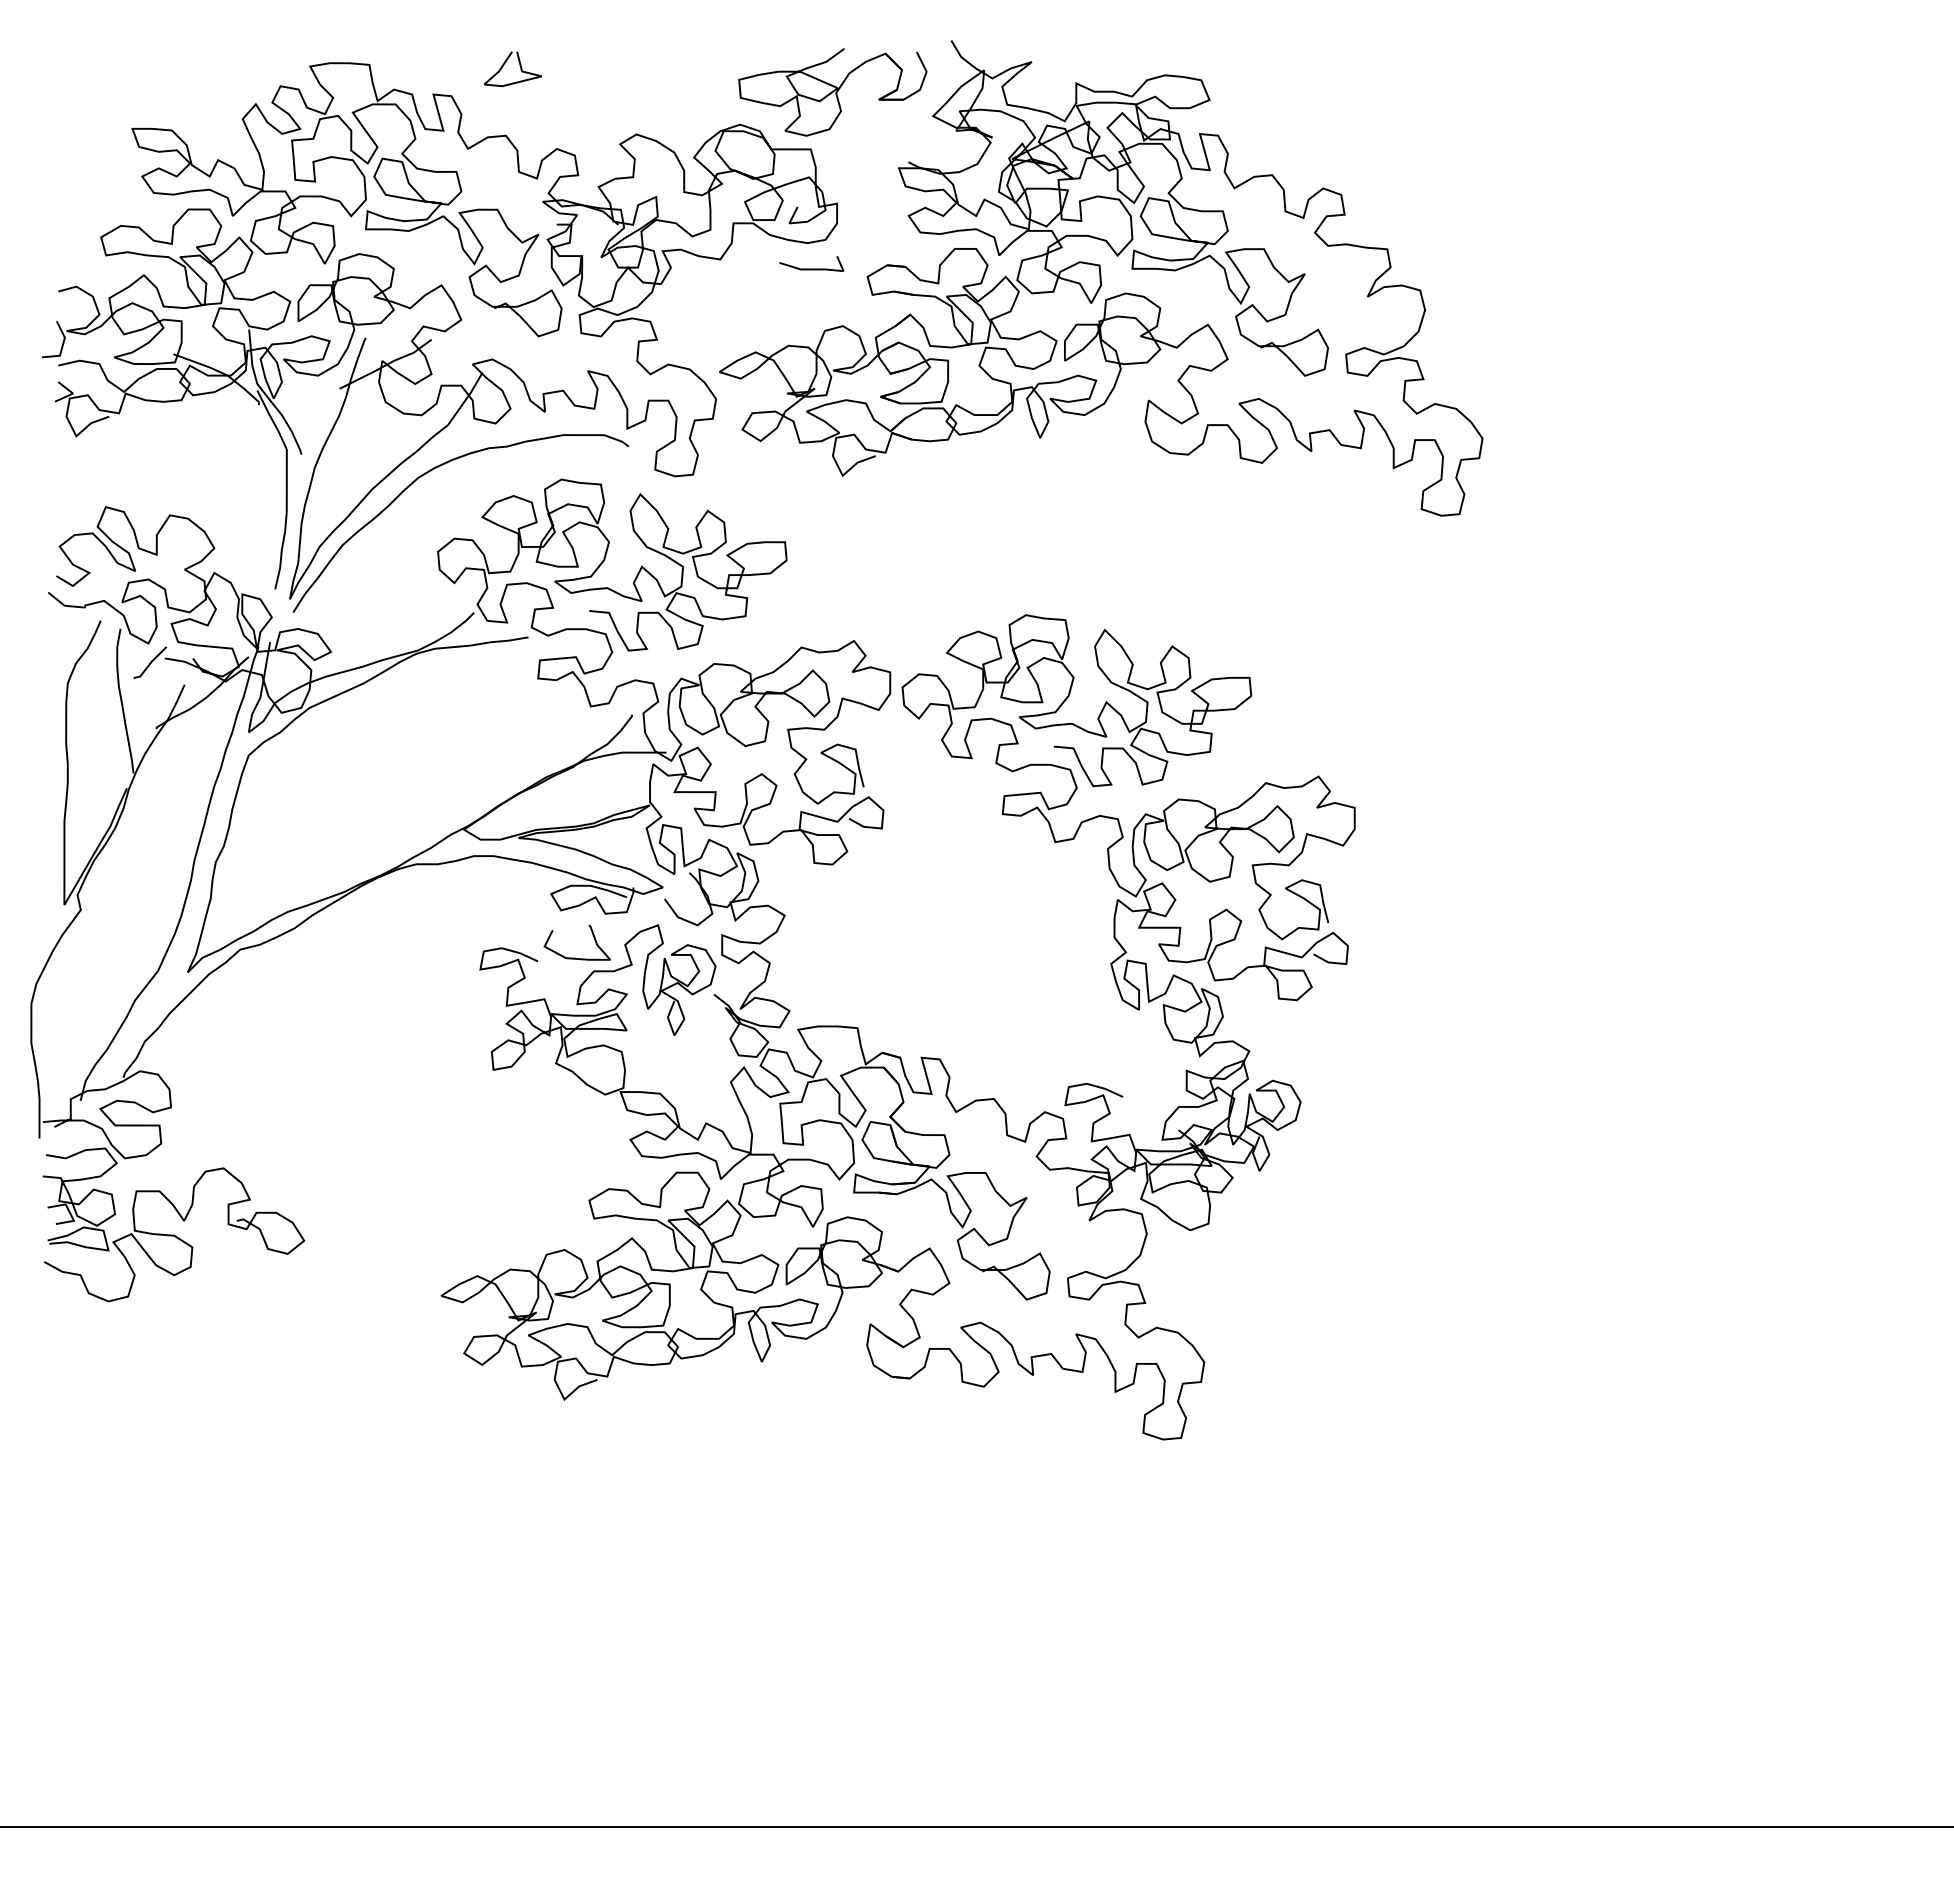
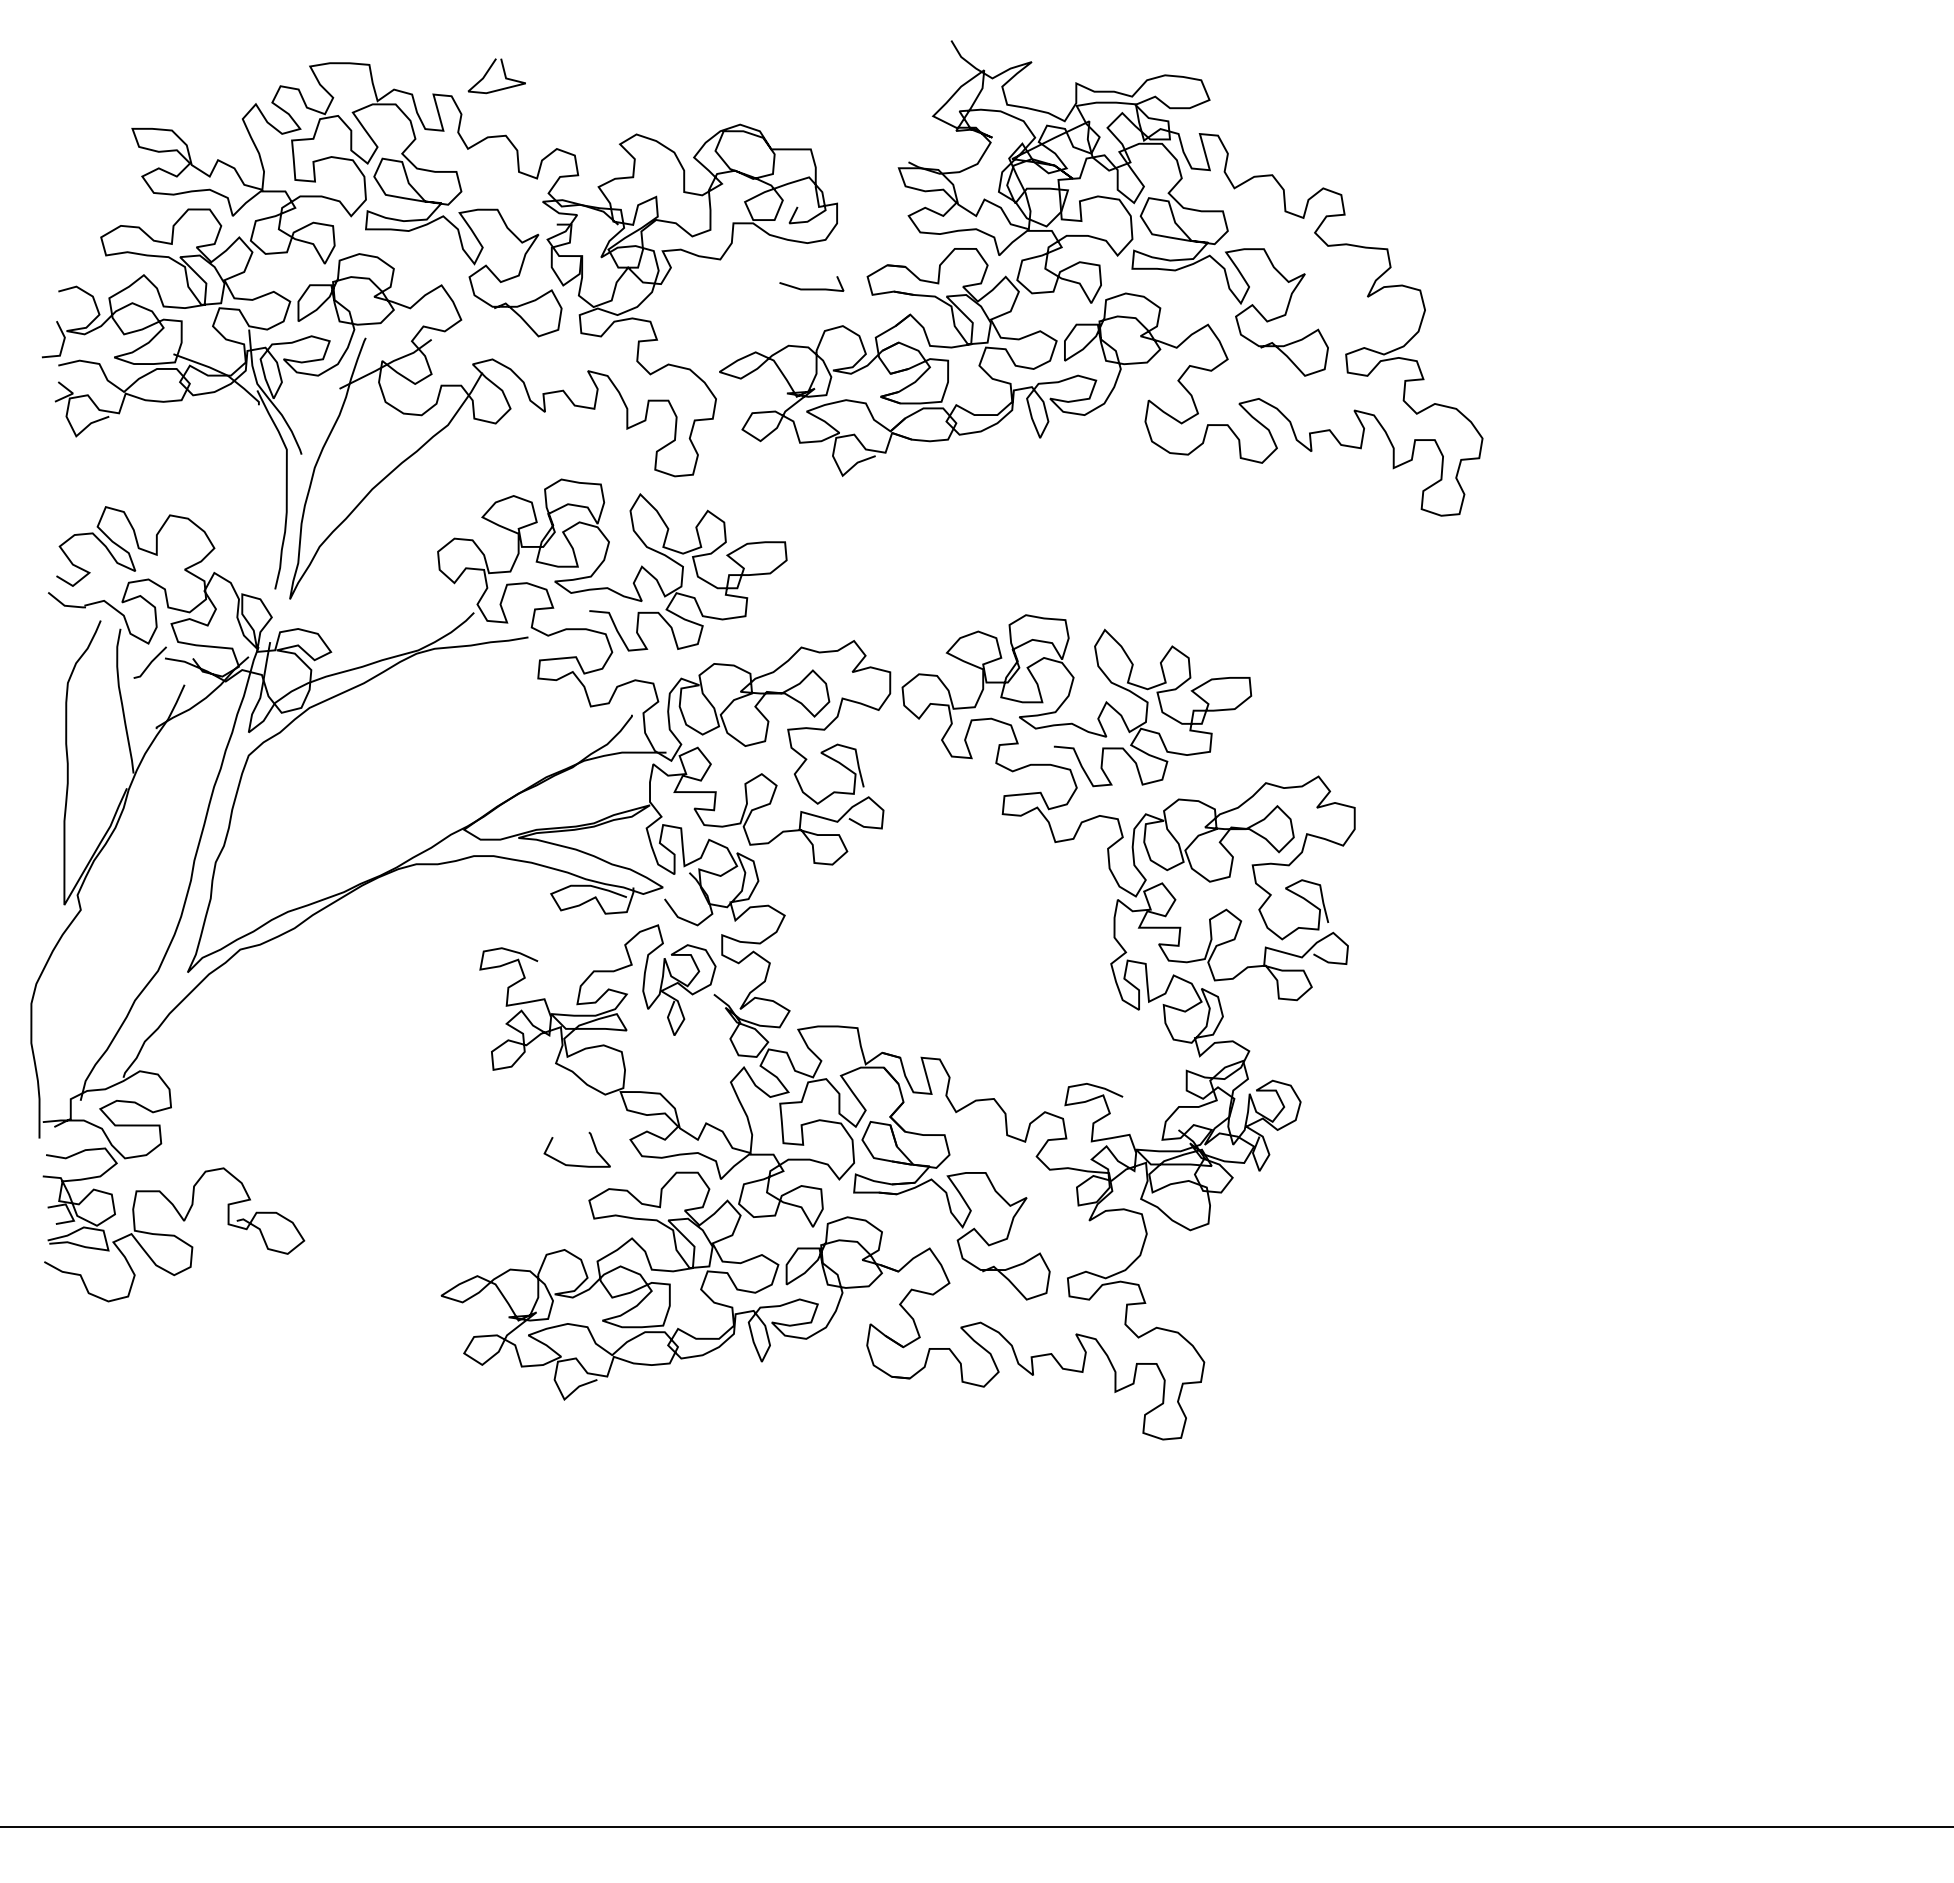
curve position: (519, 66) -> (503, 73) (503, 73)
part: present -> none (832, 92)
line position: (811, 268) -> (811, 288) (811, 288)
curve: present -> none (429, 472)
curve position: (575, 957) -> (575, 1164) (575, 1164)
